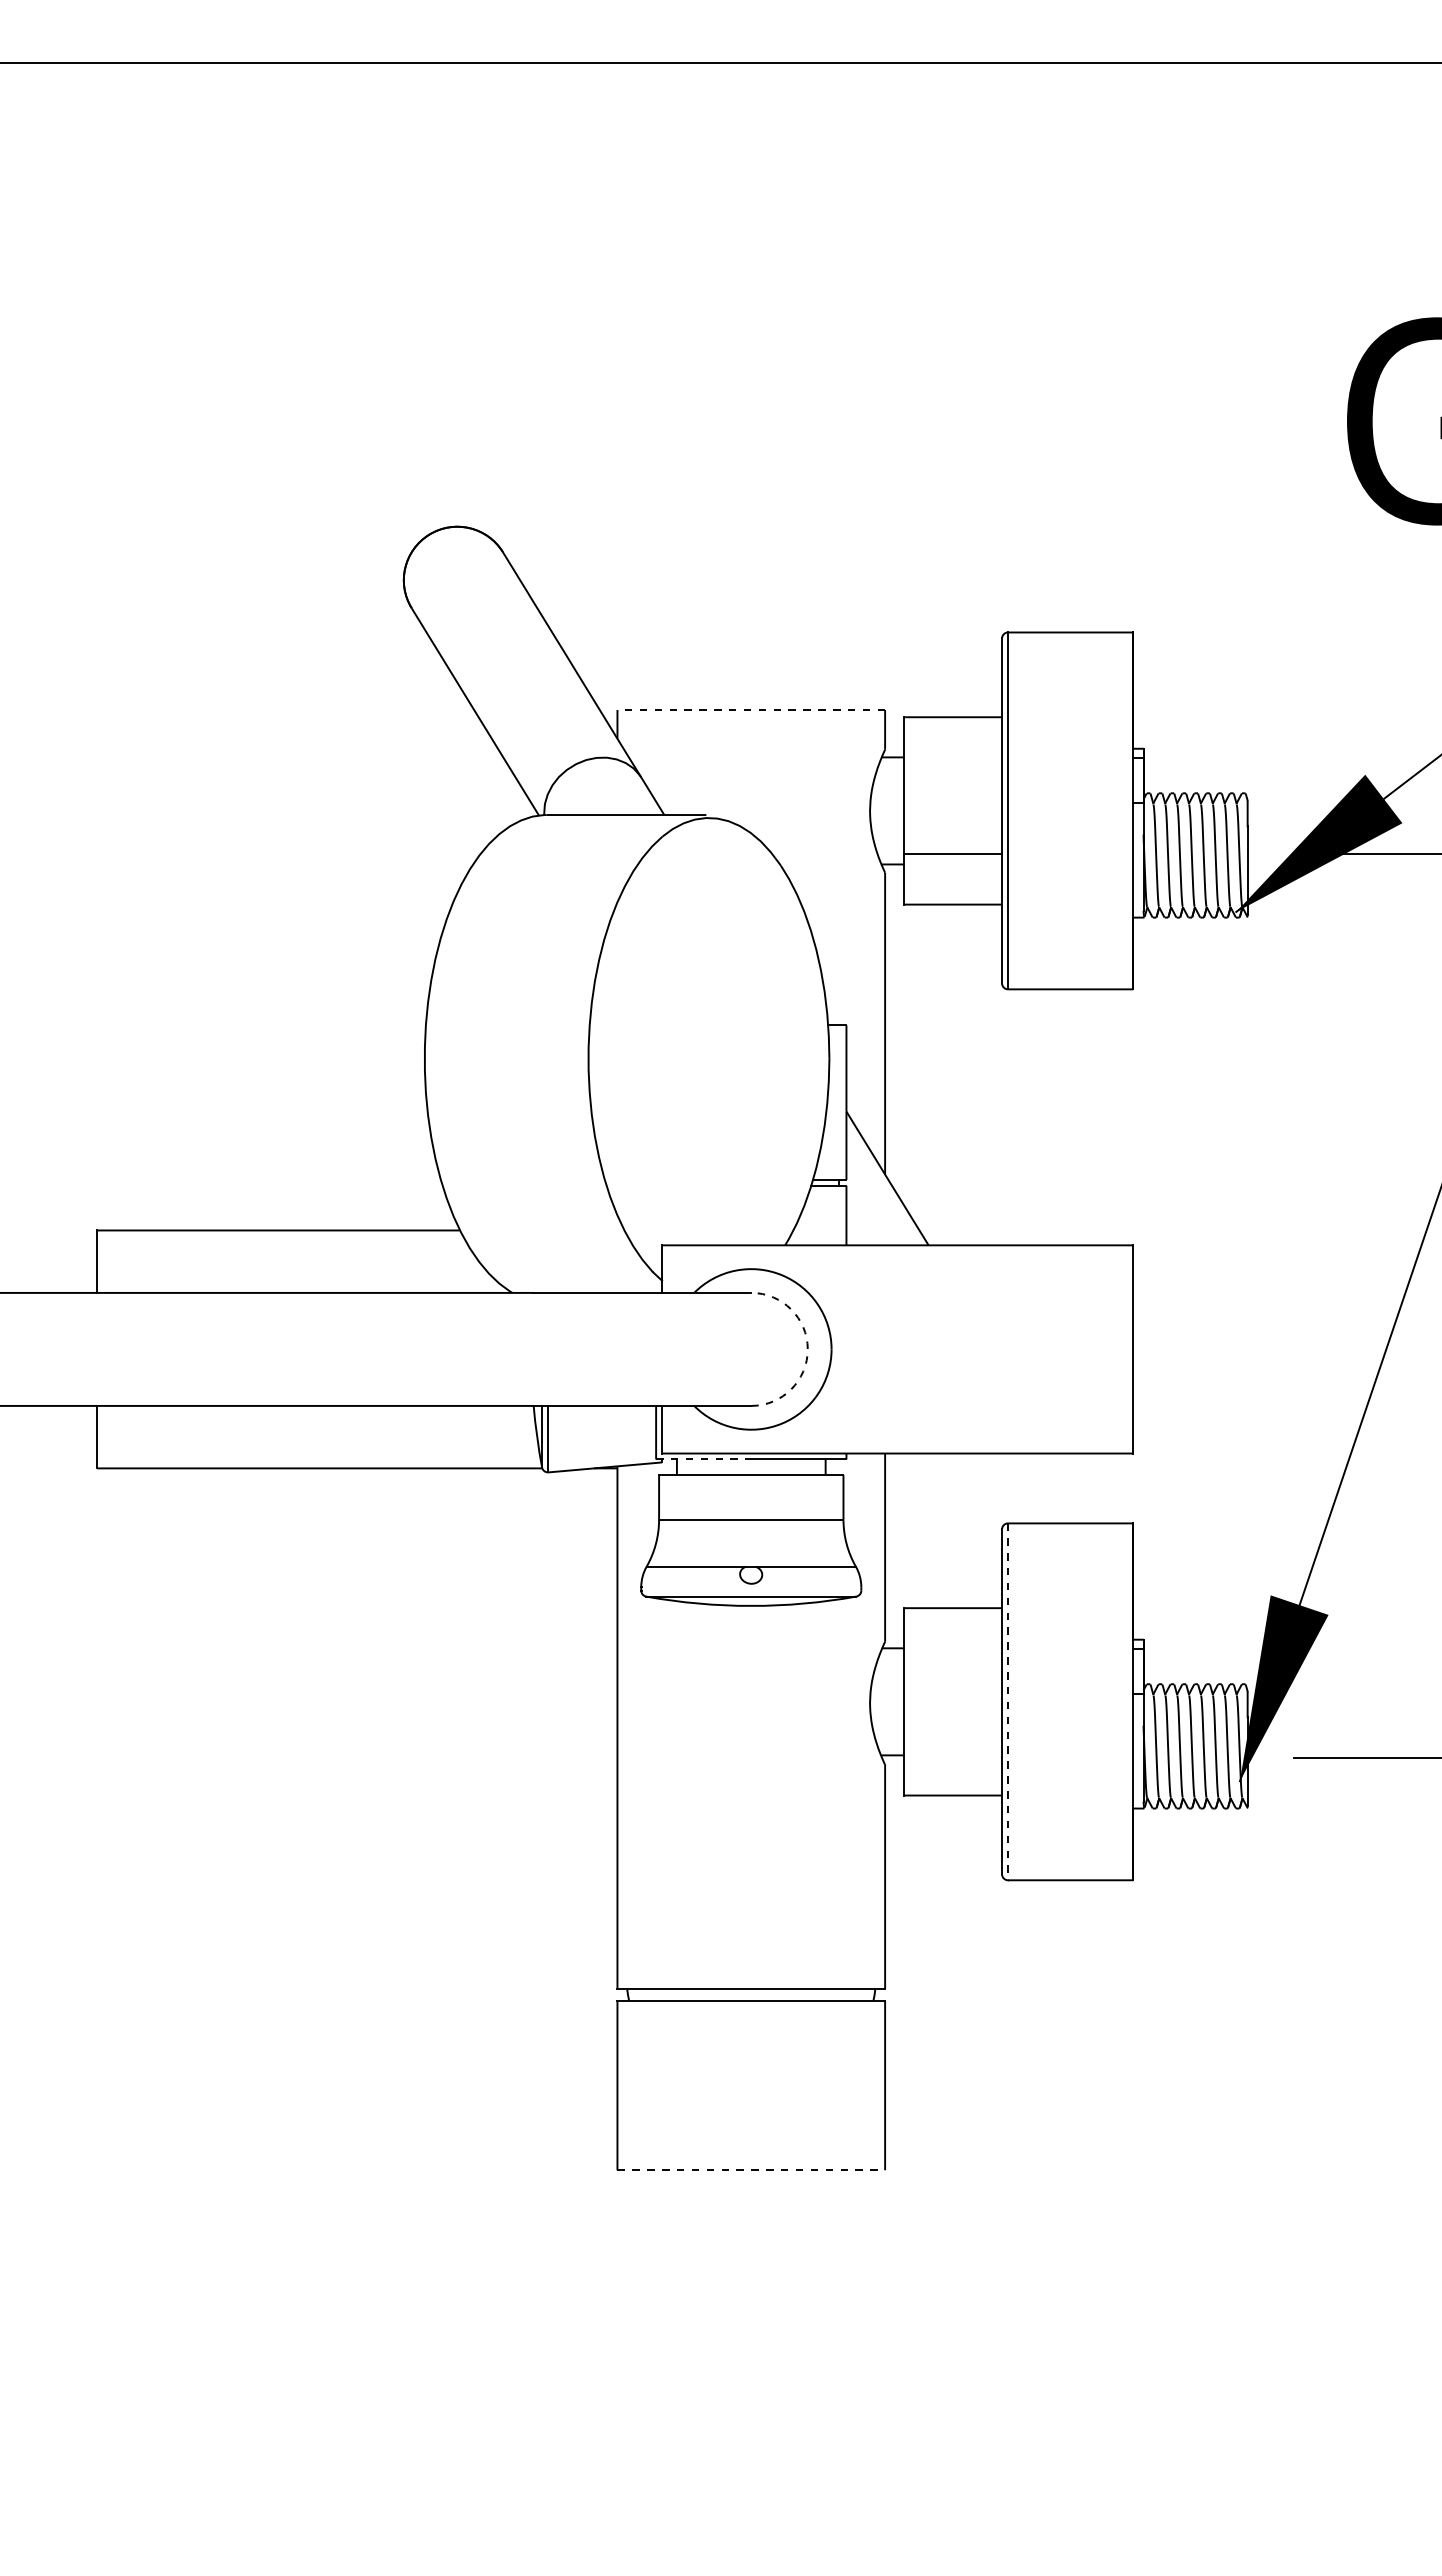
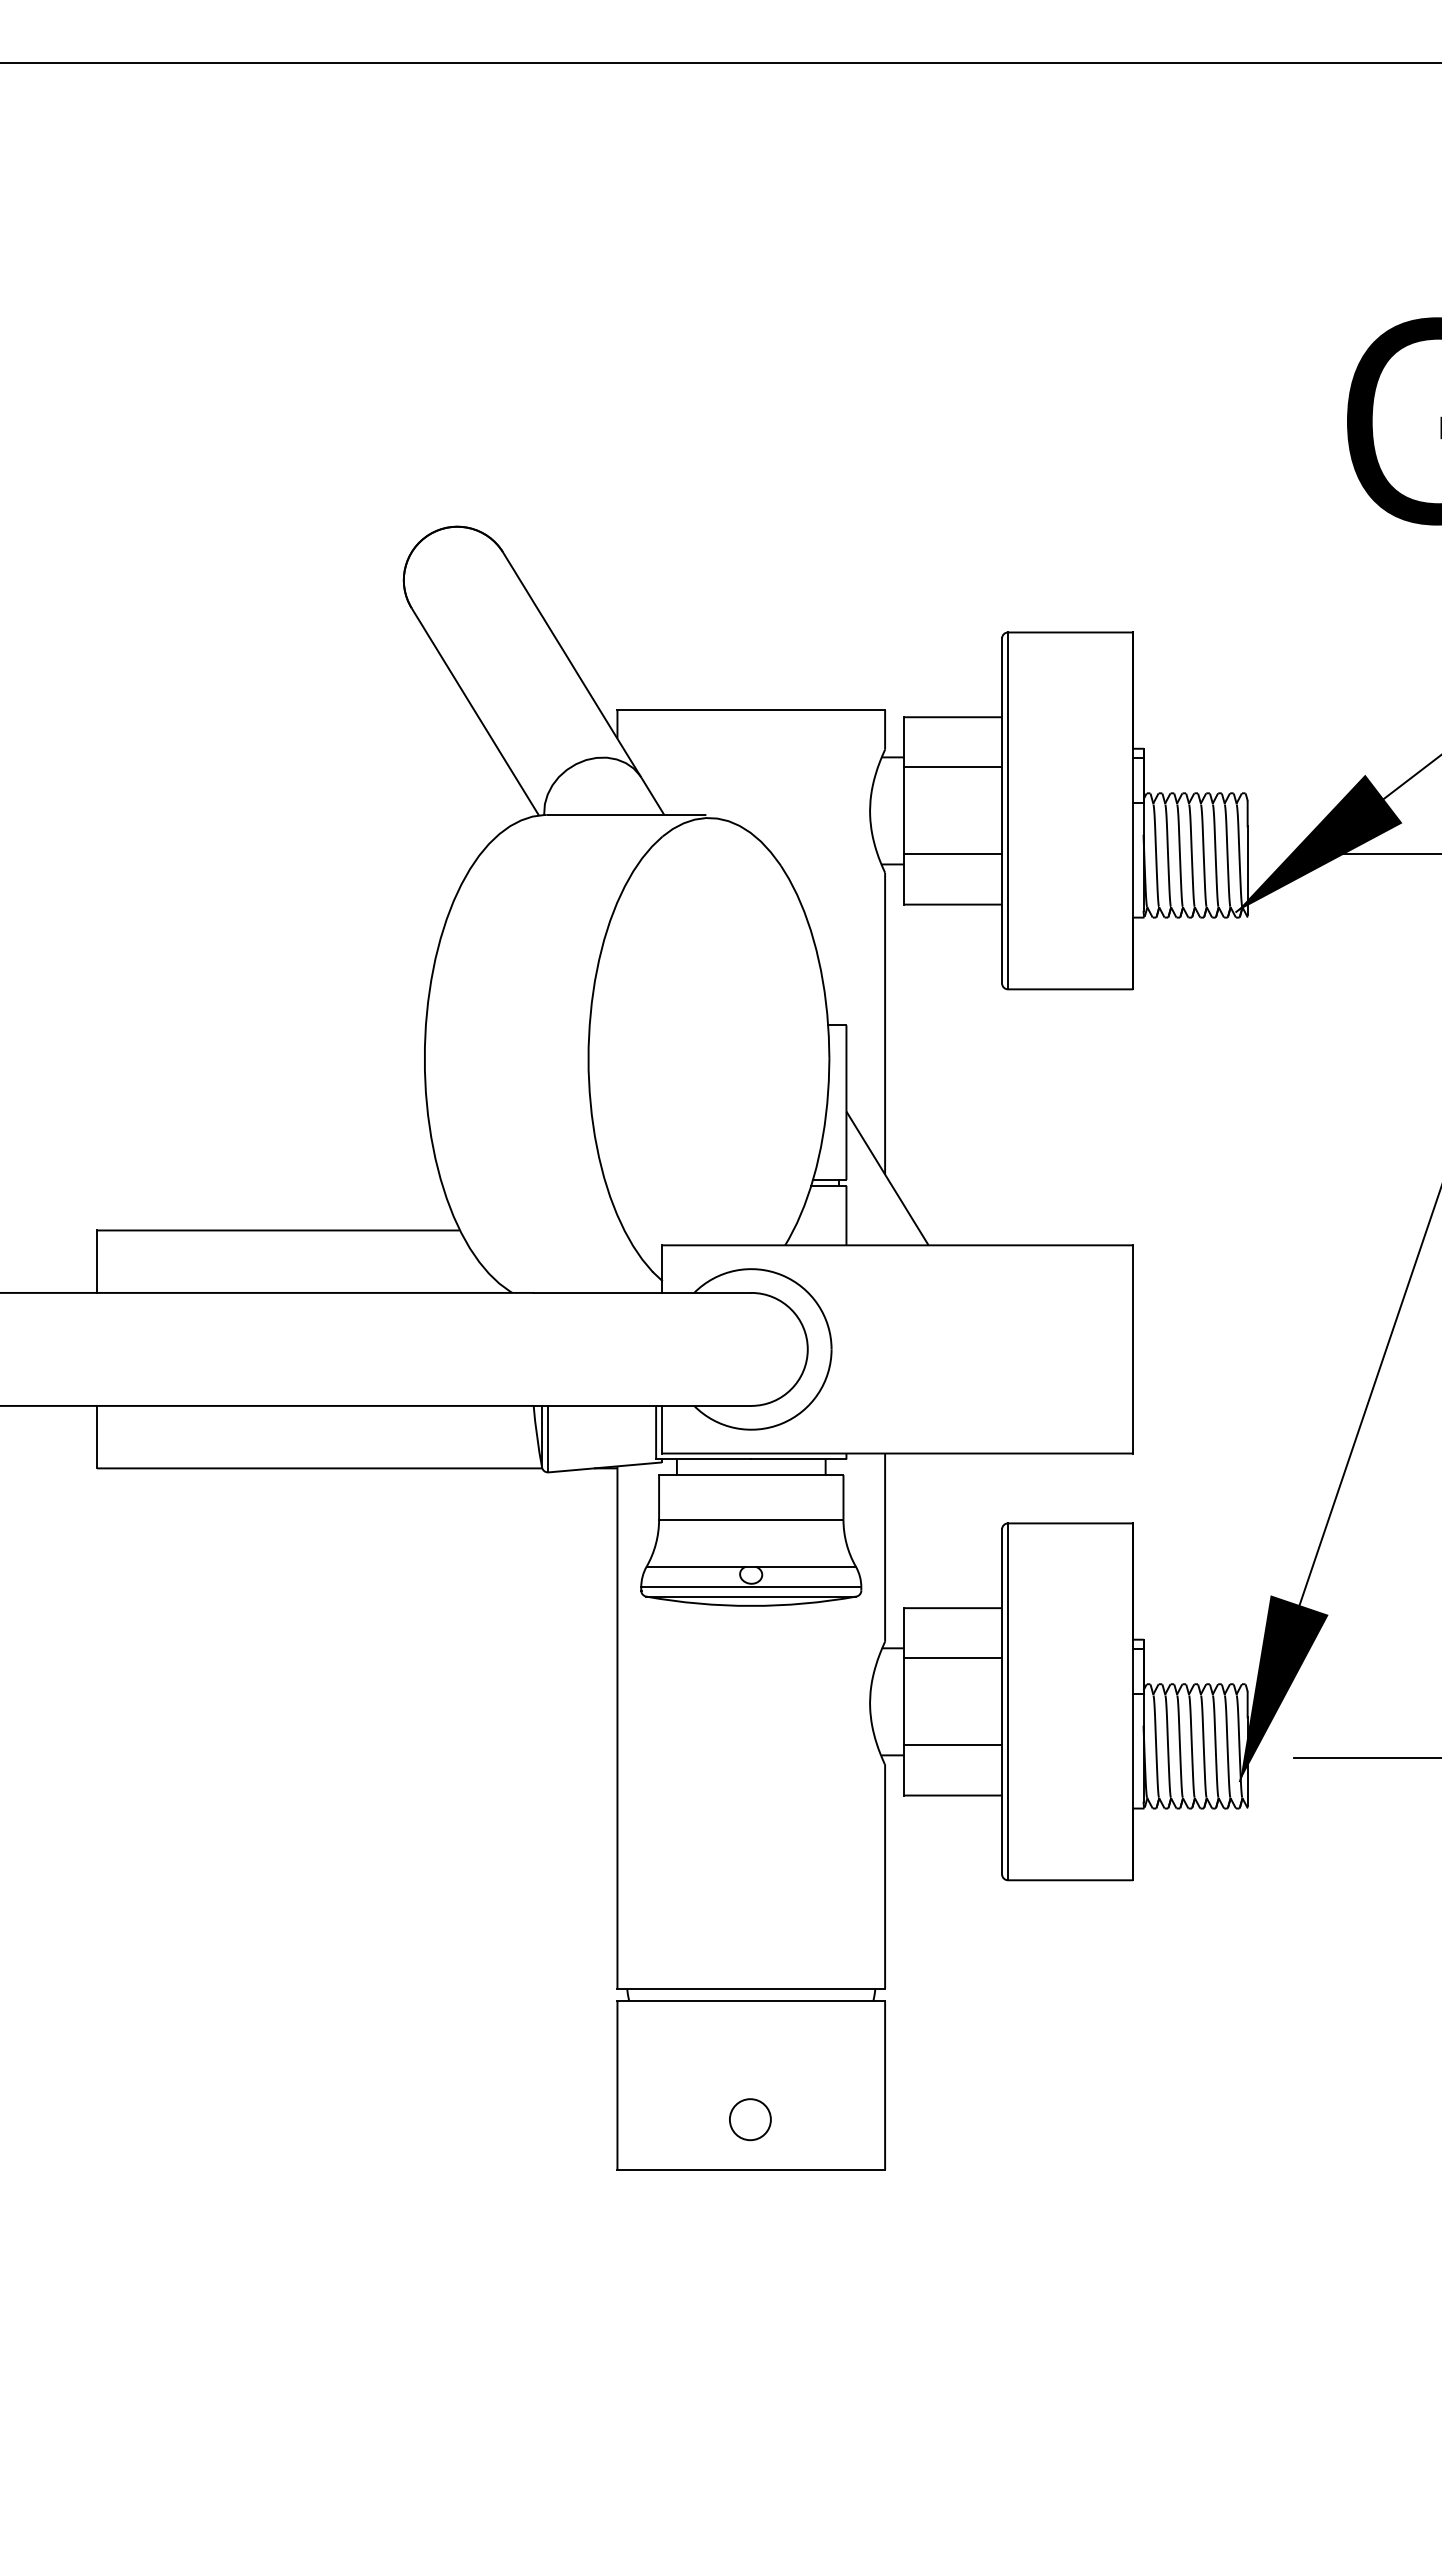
line: dashed -> solid (751, 710)
line: none -> present (953, 767)
arc: dashed -> solid (807, 1349)
line: dashed -> solid (703, 1459)
line: none -> present (751, 1587)
line: none -> present (953, 1657)
line: dashed -> solid (1008, 1702)
line: none -> present (953, 1744)
circle: none -> present (750, 2119)
line: dashed -> solid (751, 2170)
